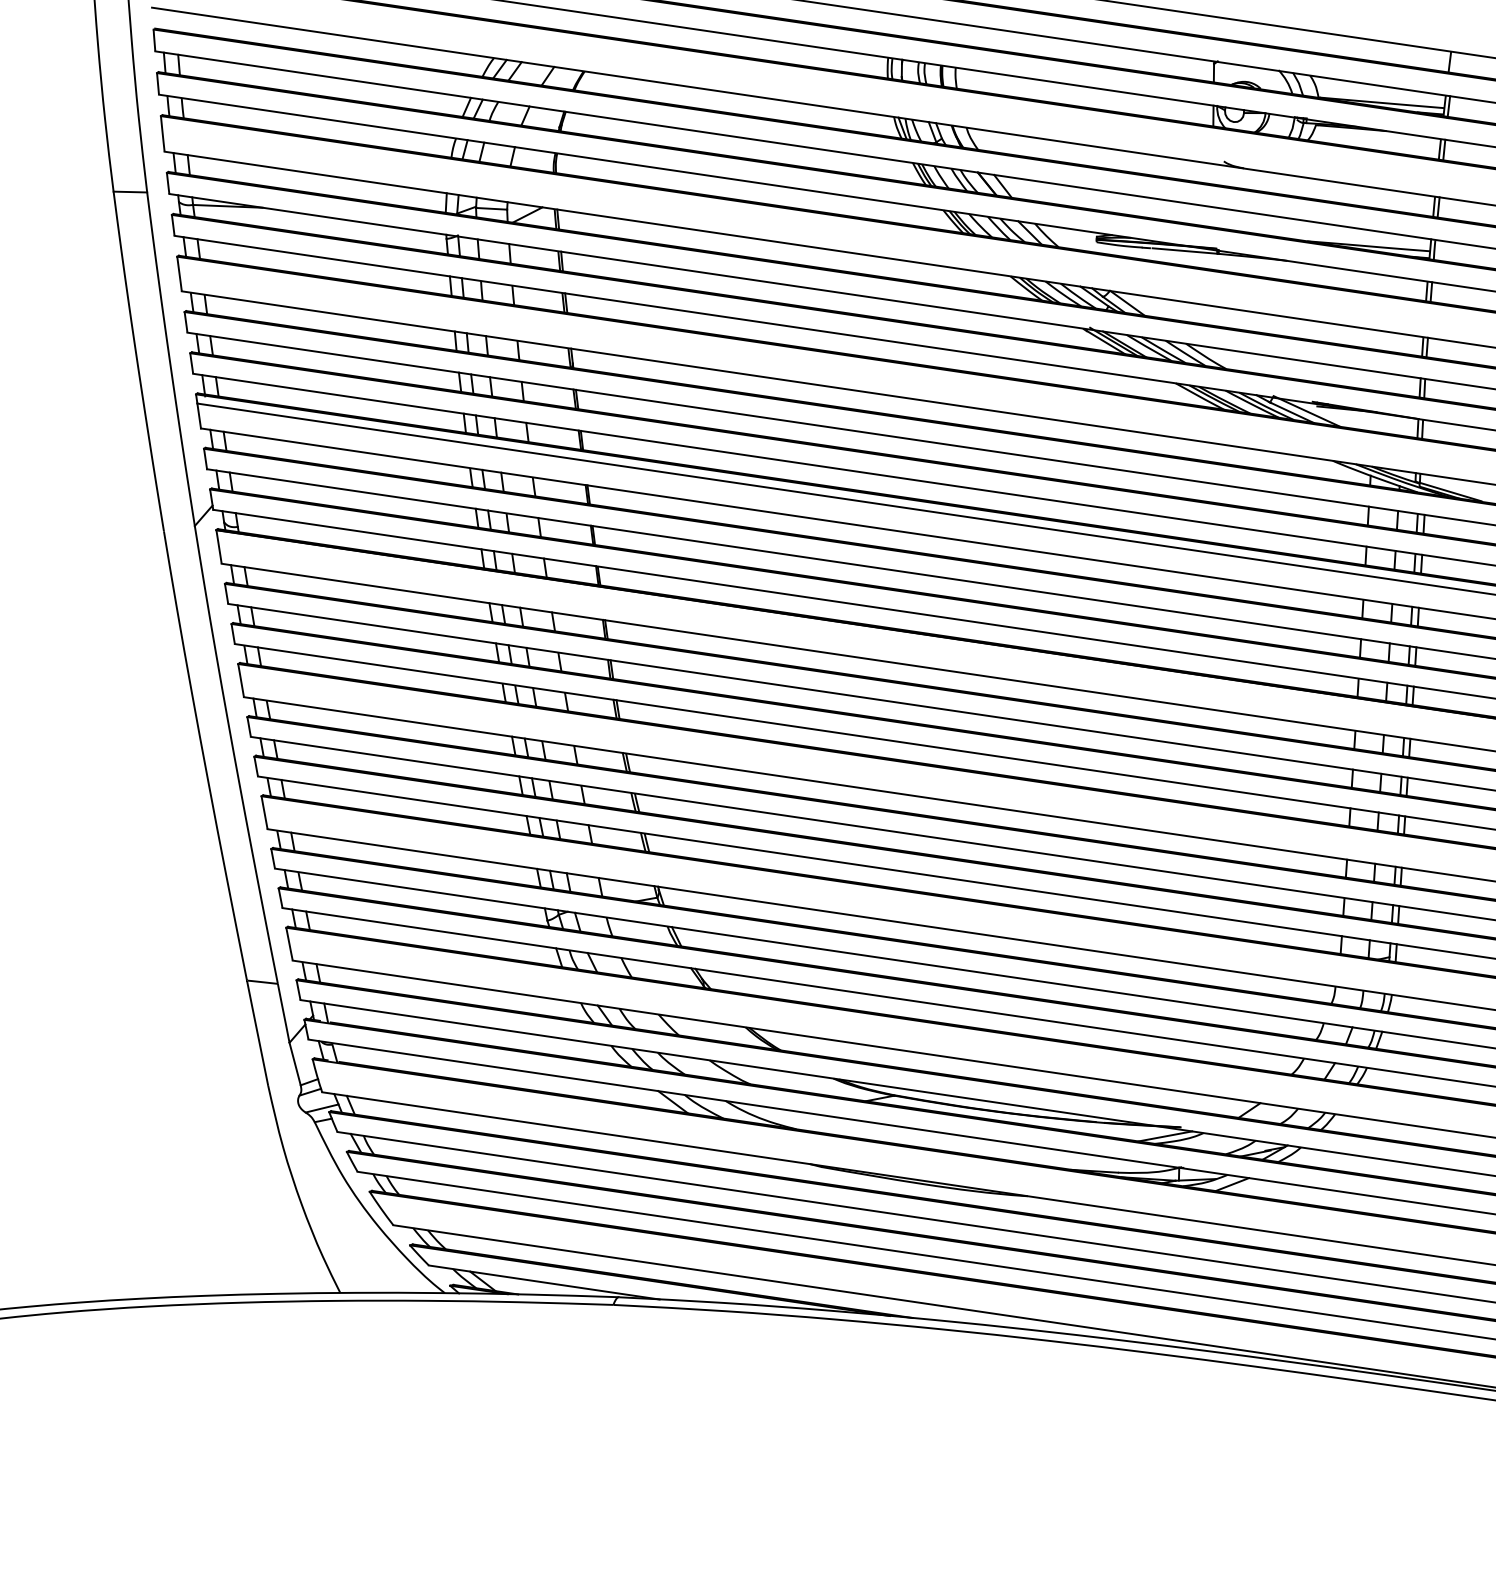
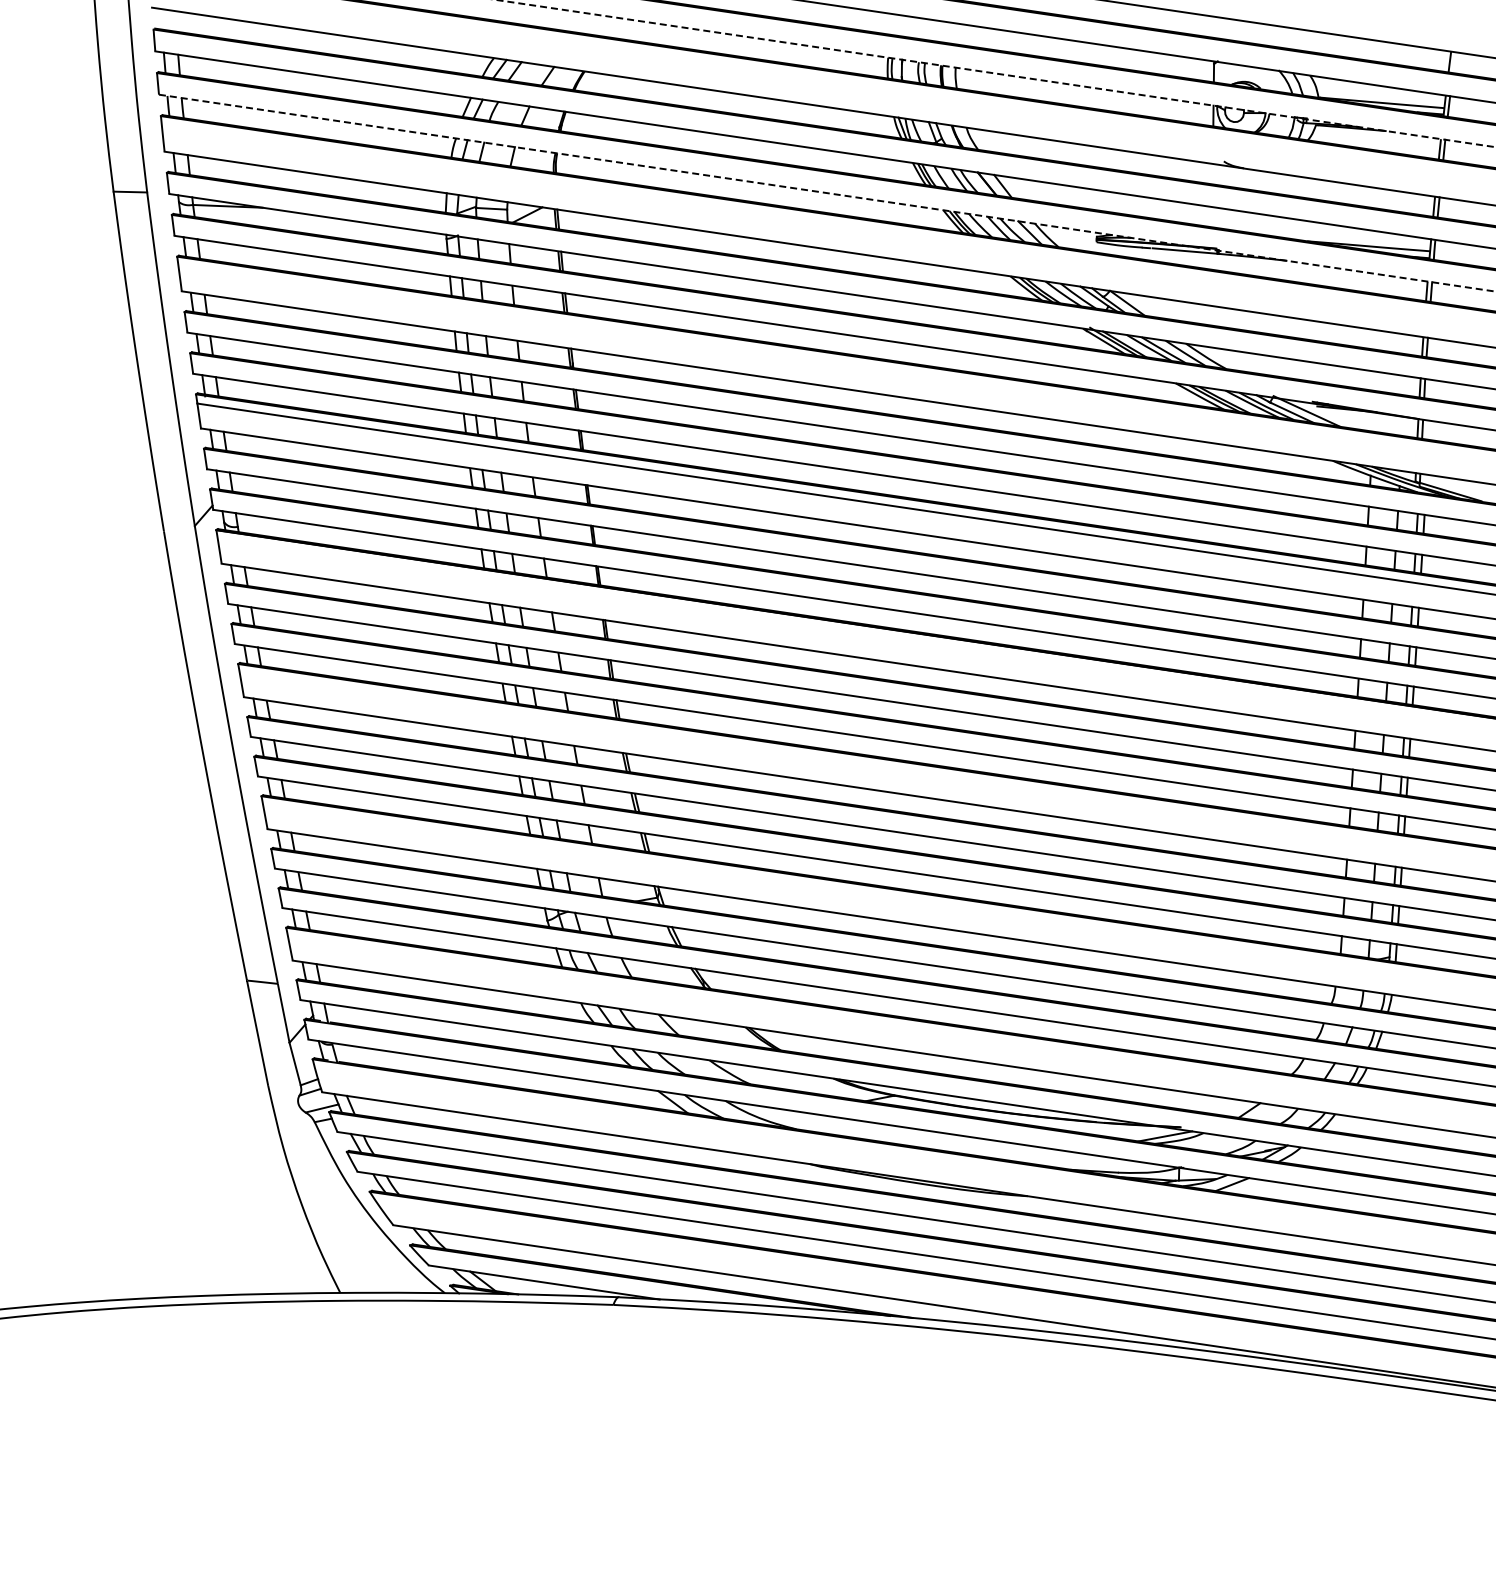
line: solid -> dashed (996, 73)
line: solid -> dashed (827, 193)
